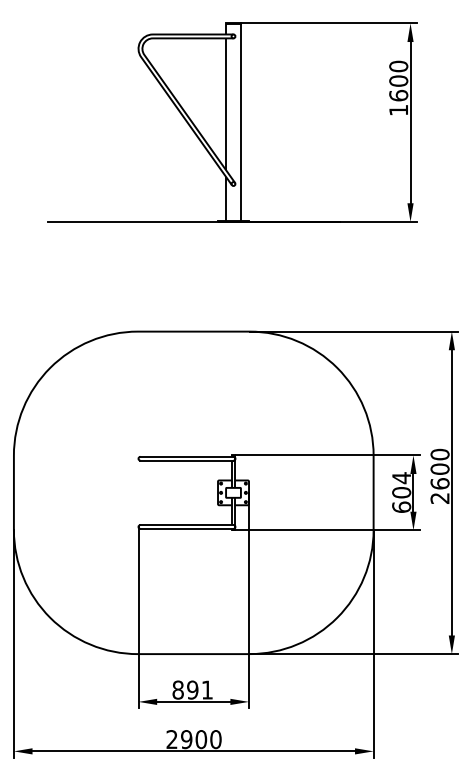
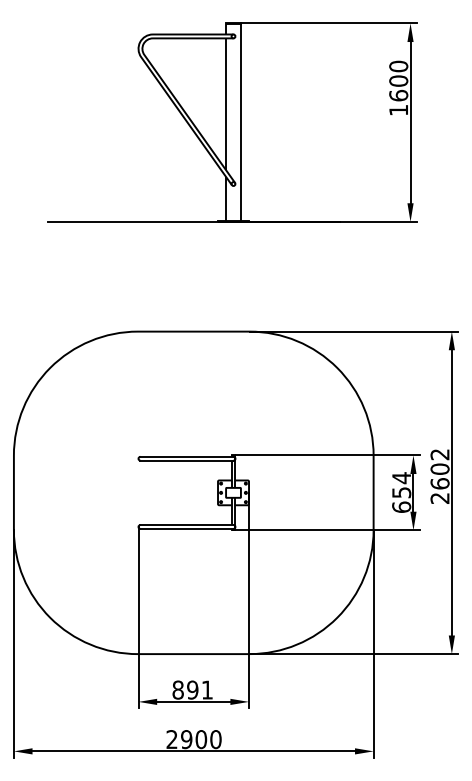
text: 2600 -> 2602 (439, 454)
text: 604 -> 654 (401, 492)
